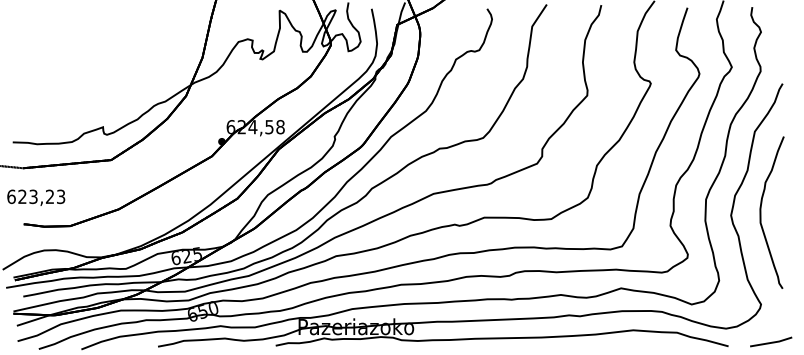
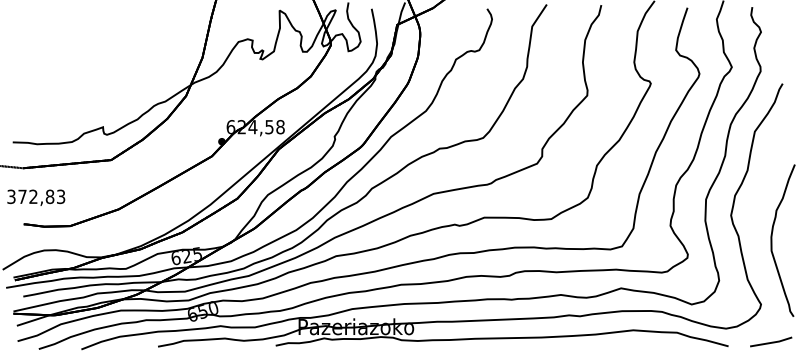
text: 623,23 -> 372,83 (30, 196)
curve position: (761, 212) -> (772, 240) (772, 240)
